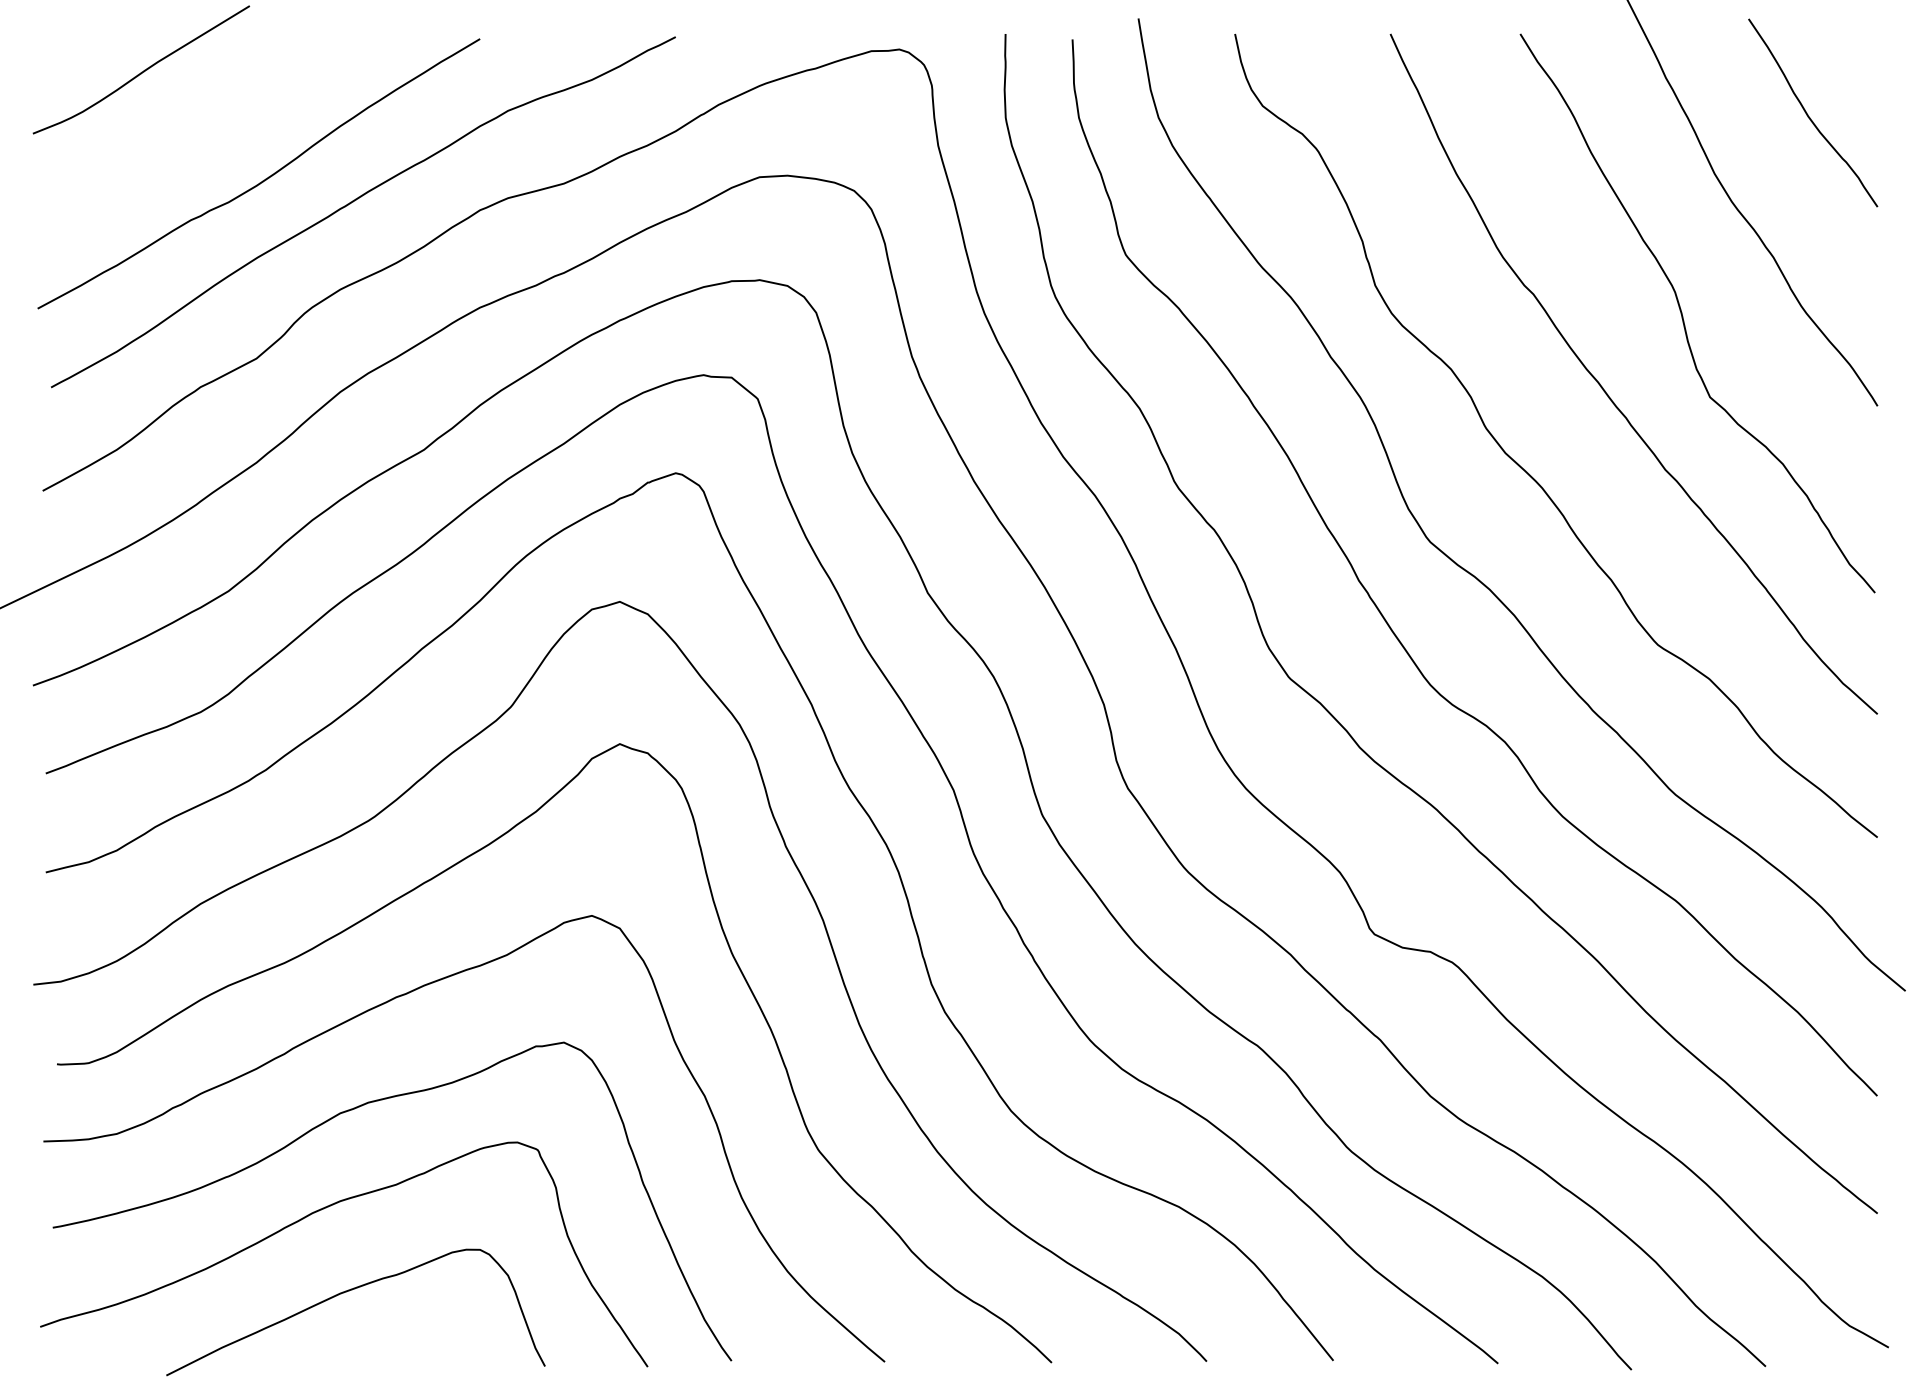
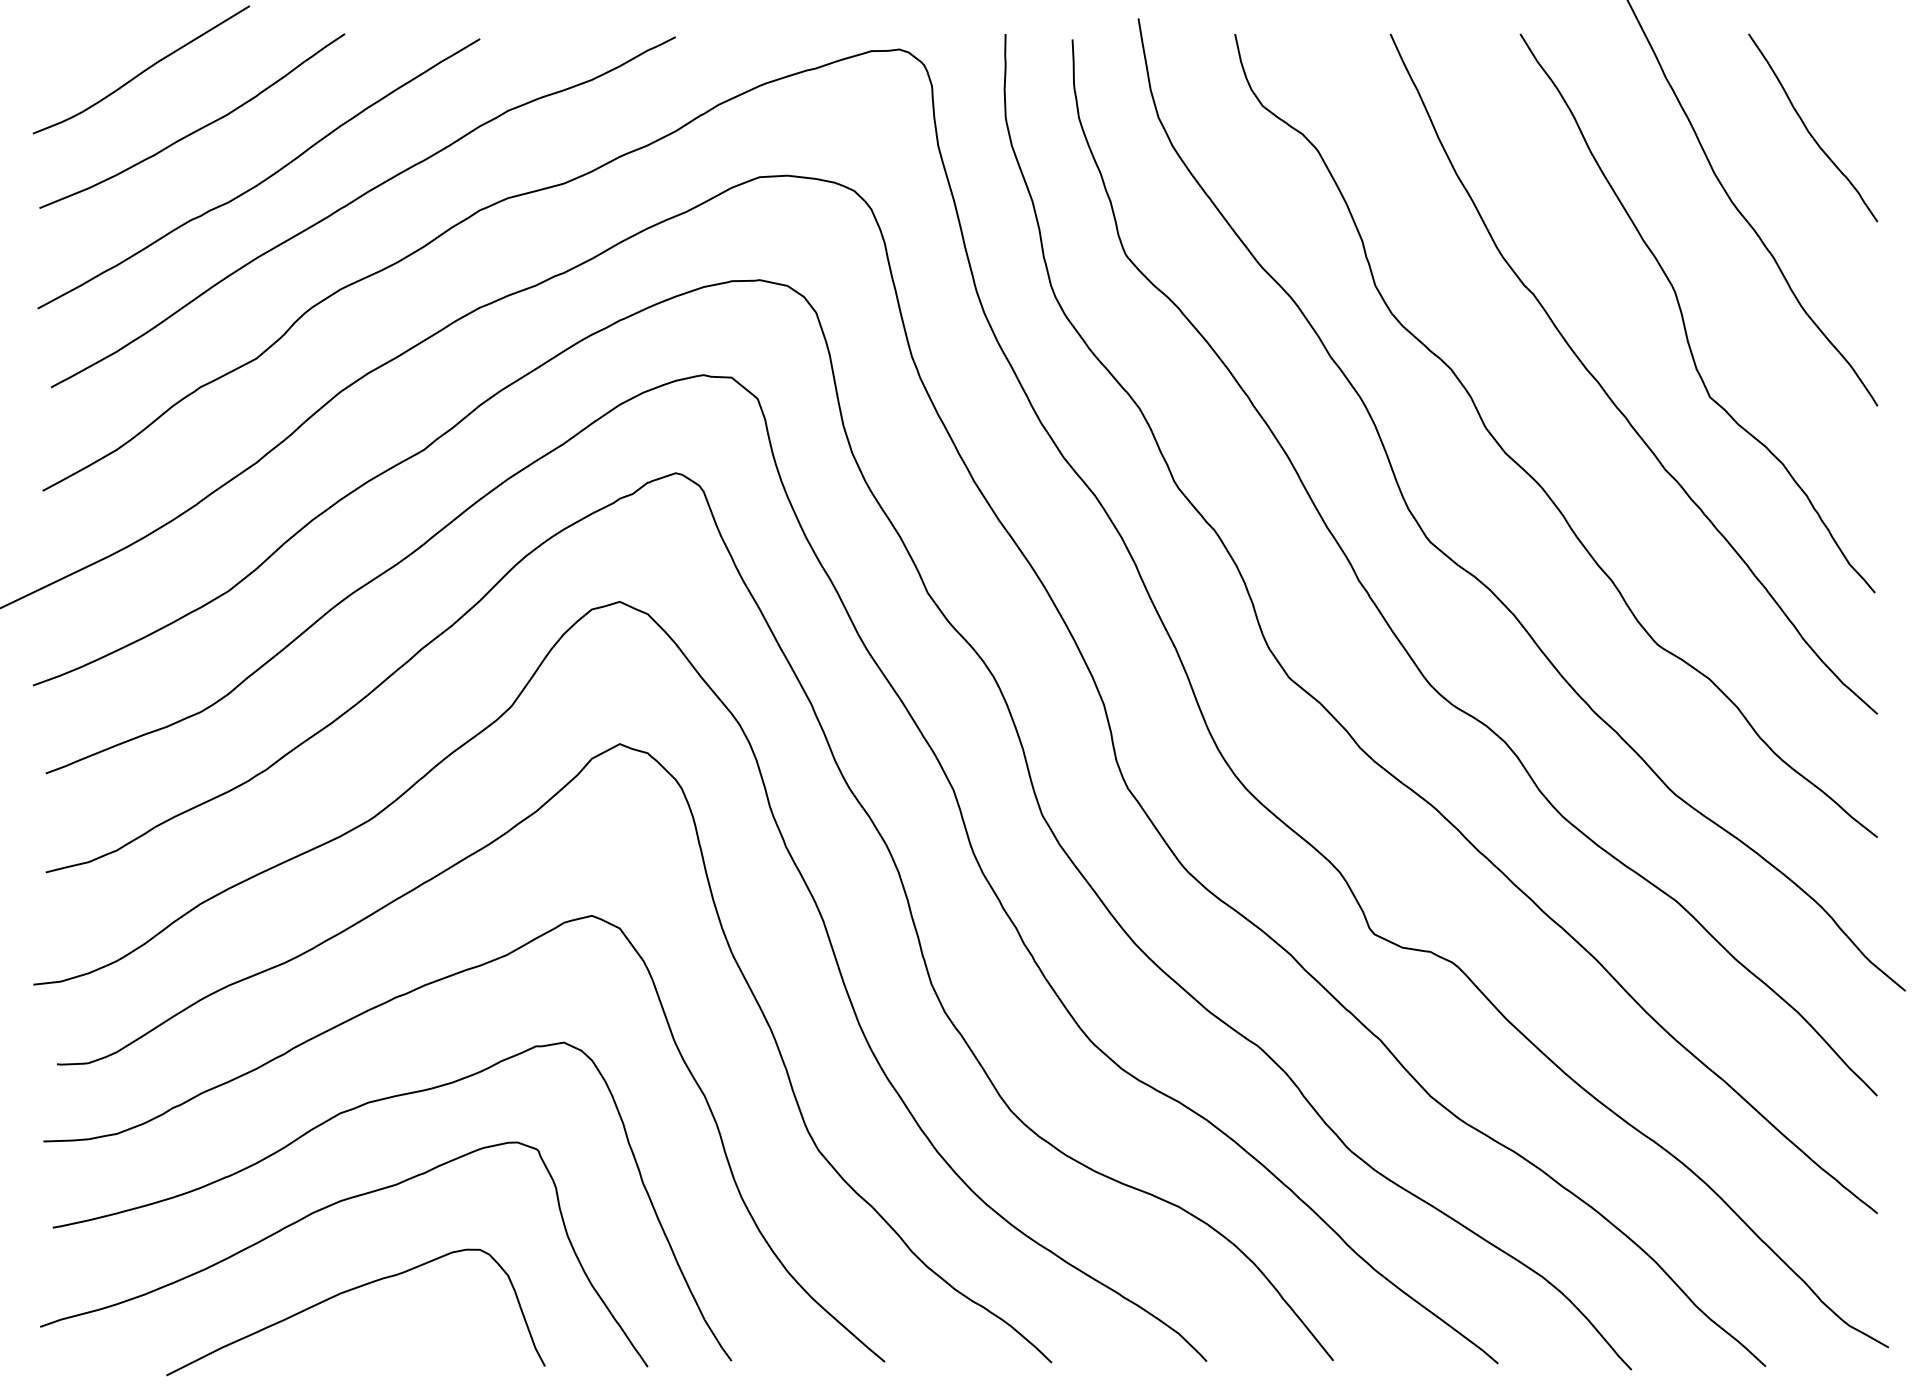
curve position: (1808, 114) -> (1808, 129) (1808, 129)
curve: none -> present (197, 129)
